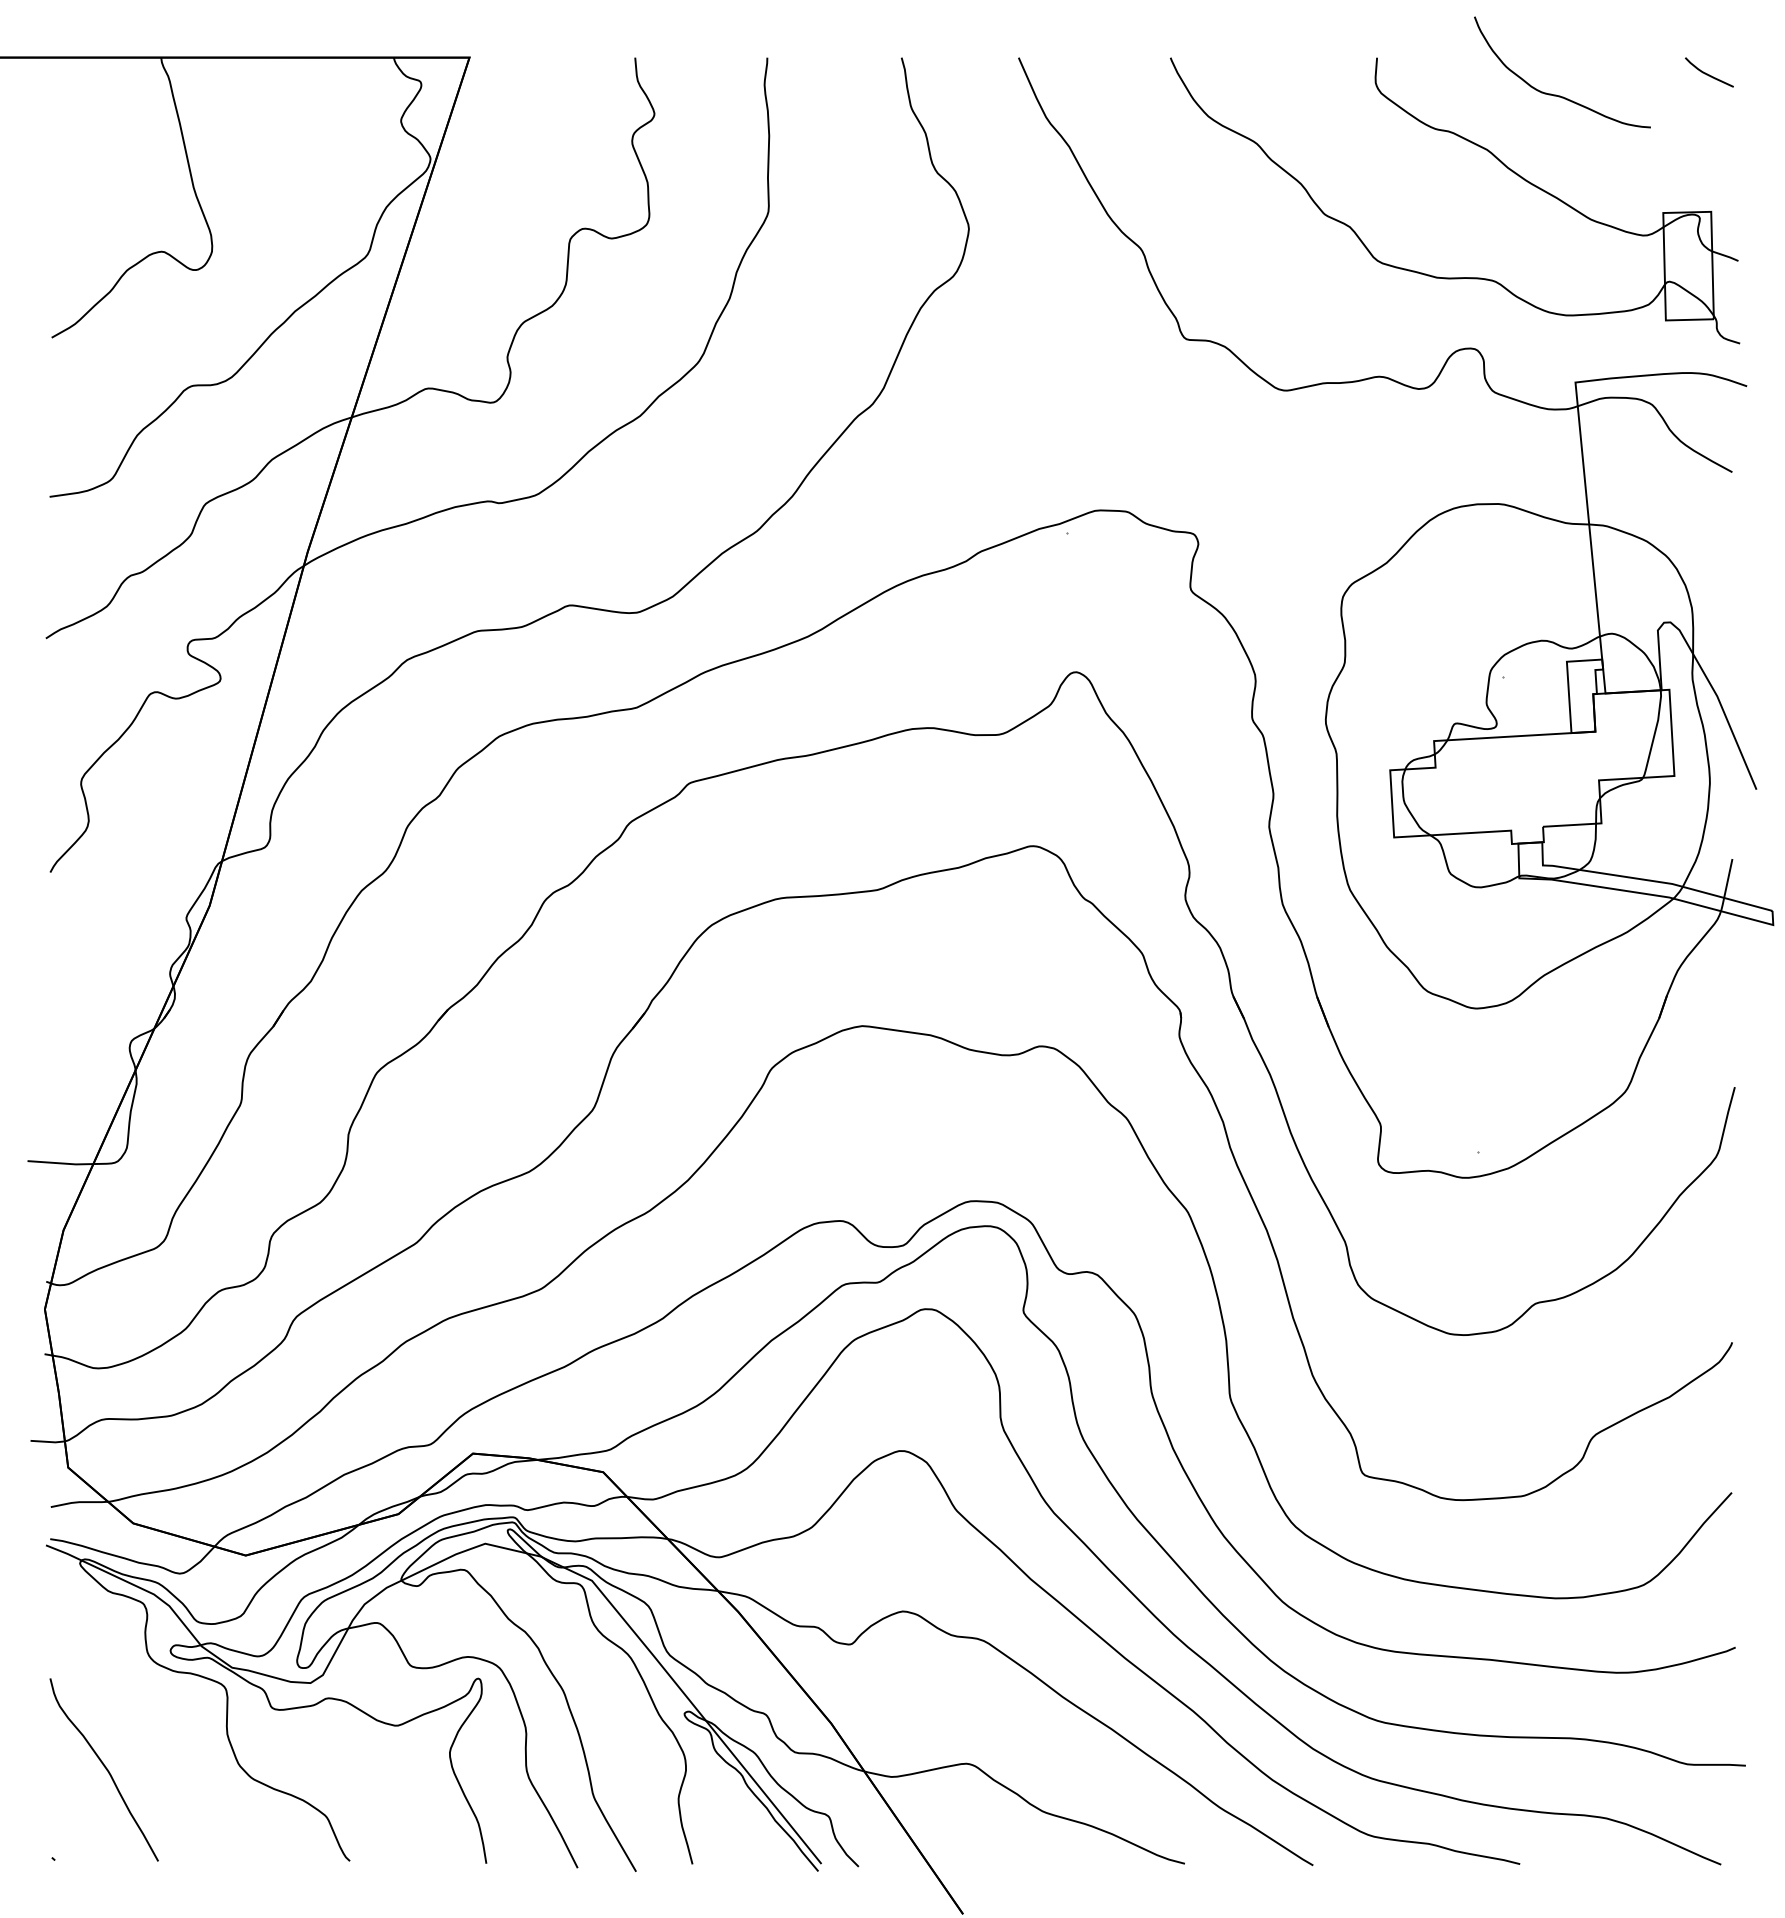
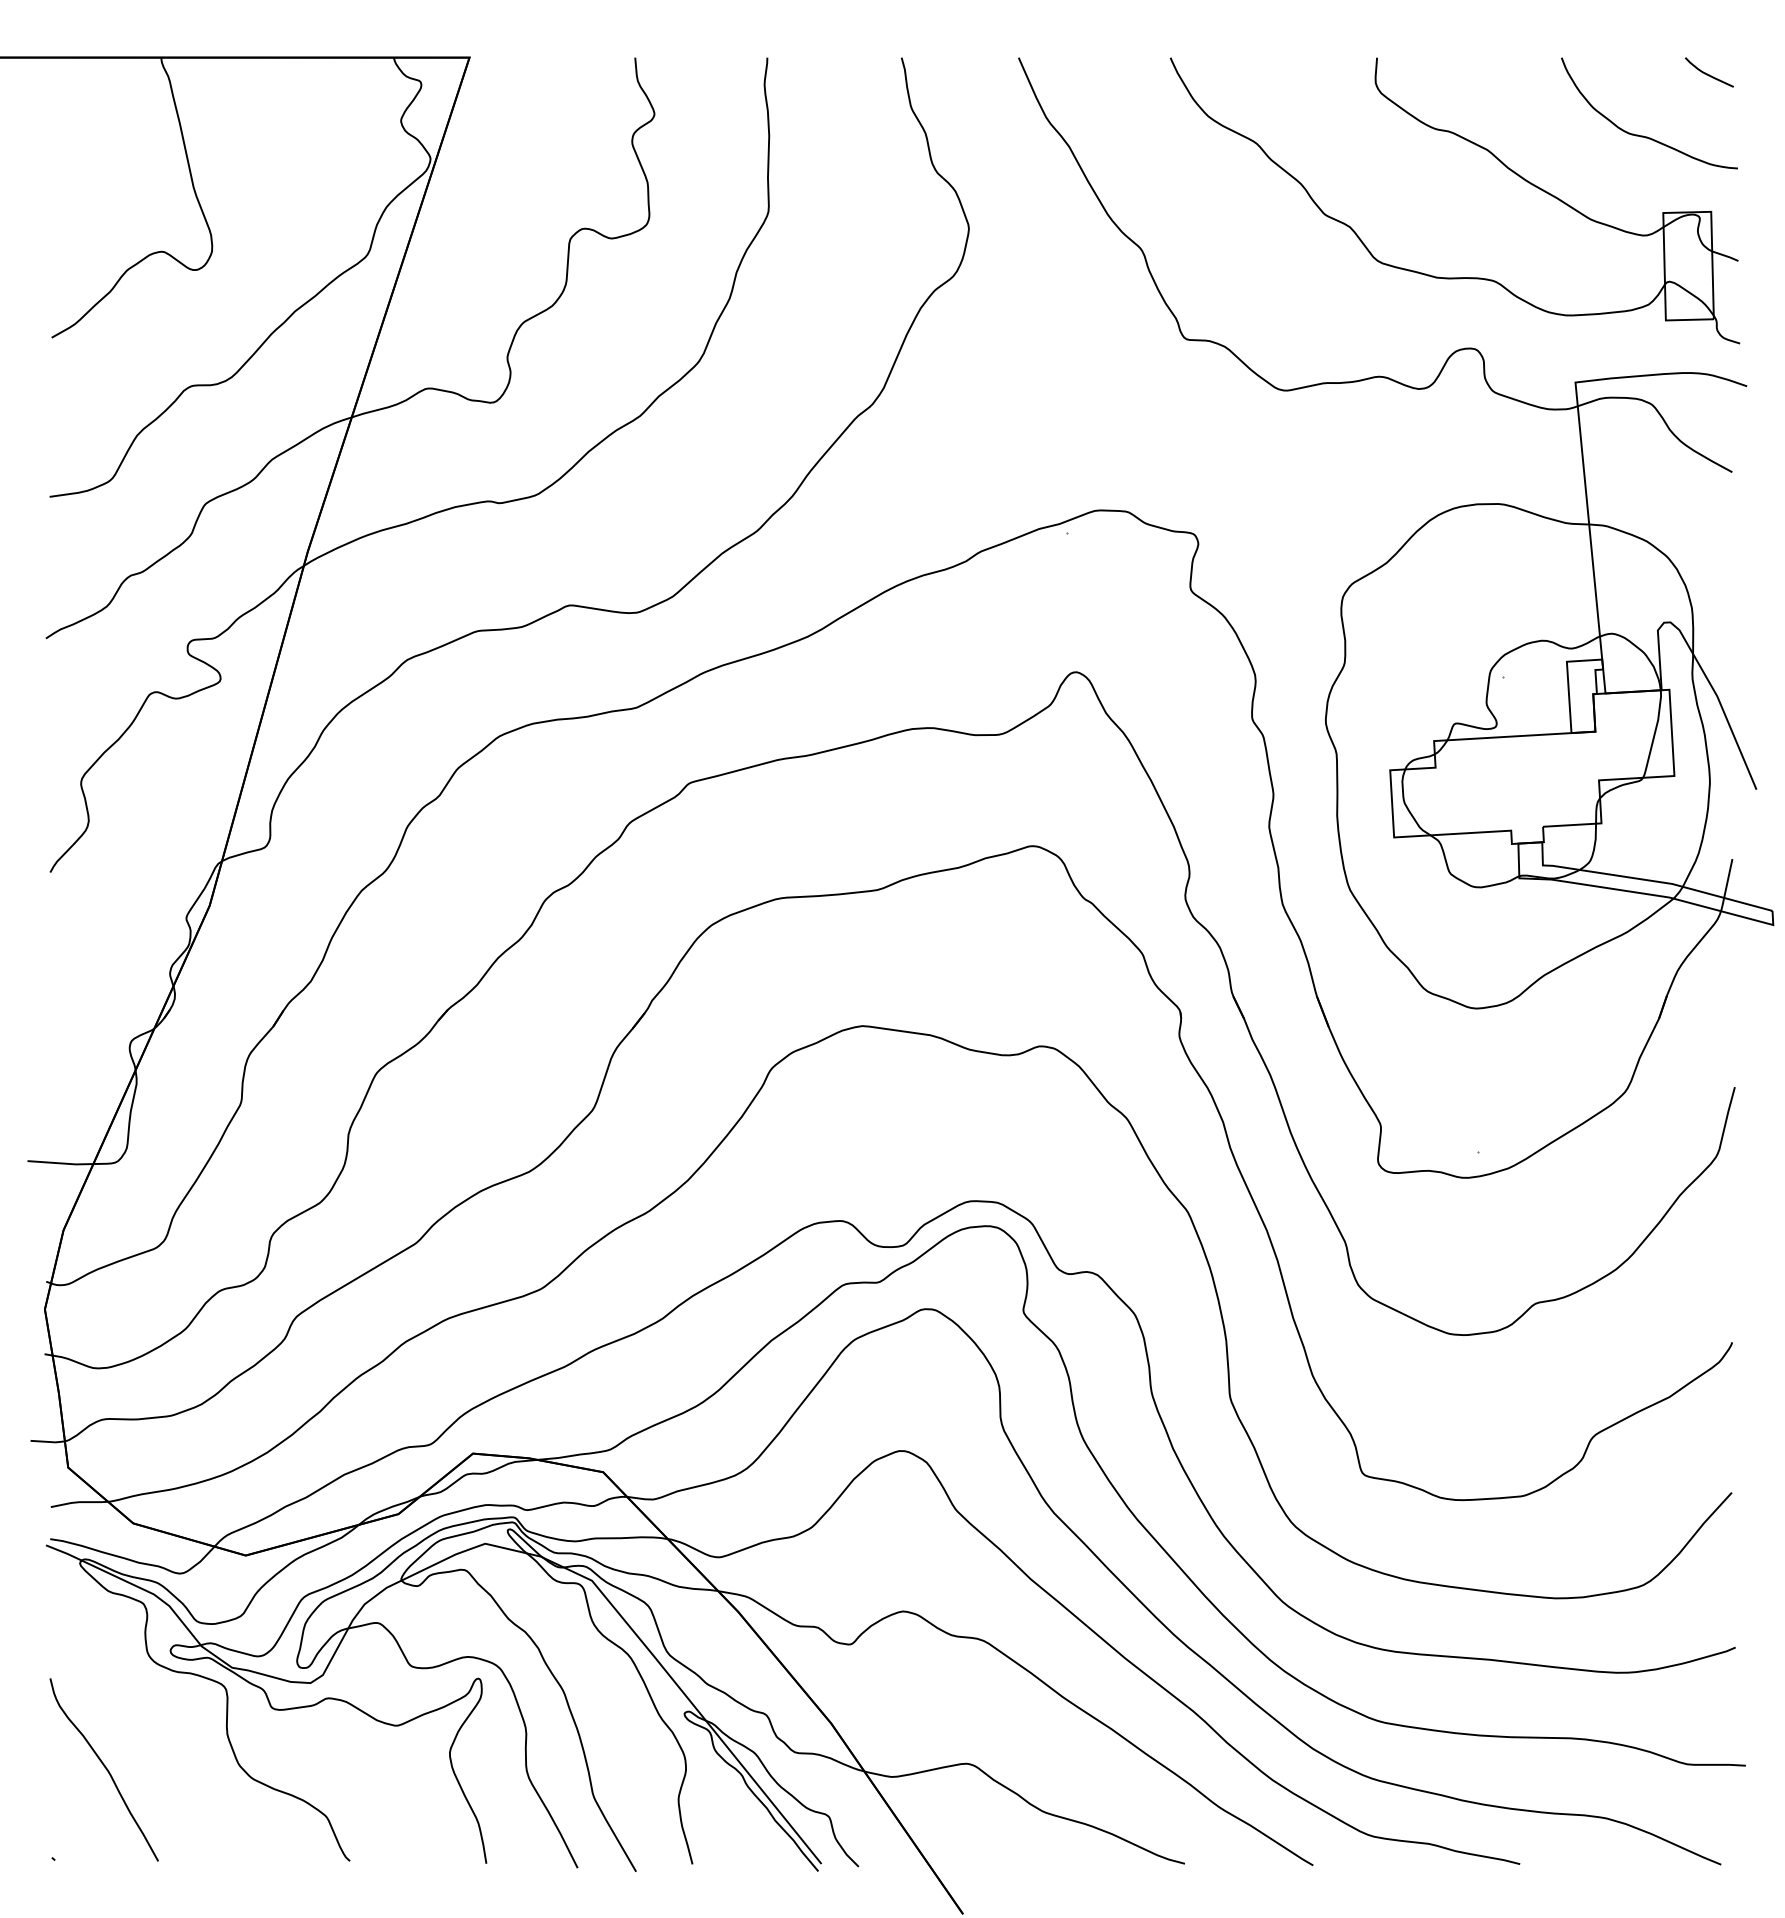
curve position: (1556, 94) -> (1643, 135) (1643, 135)
